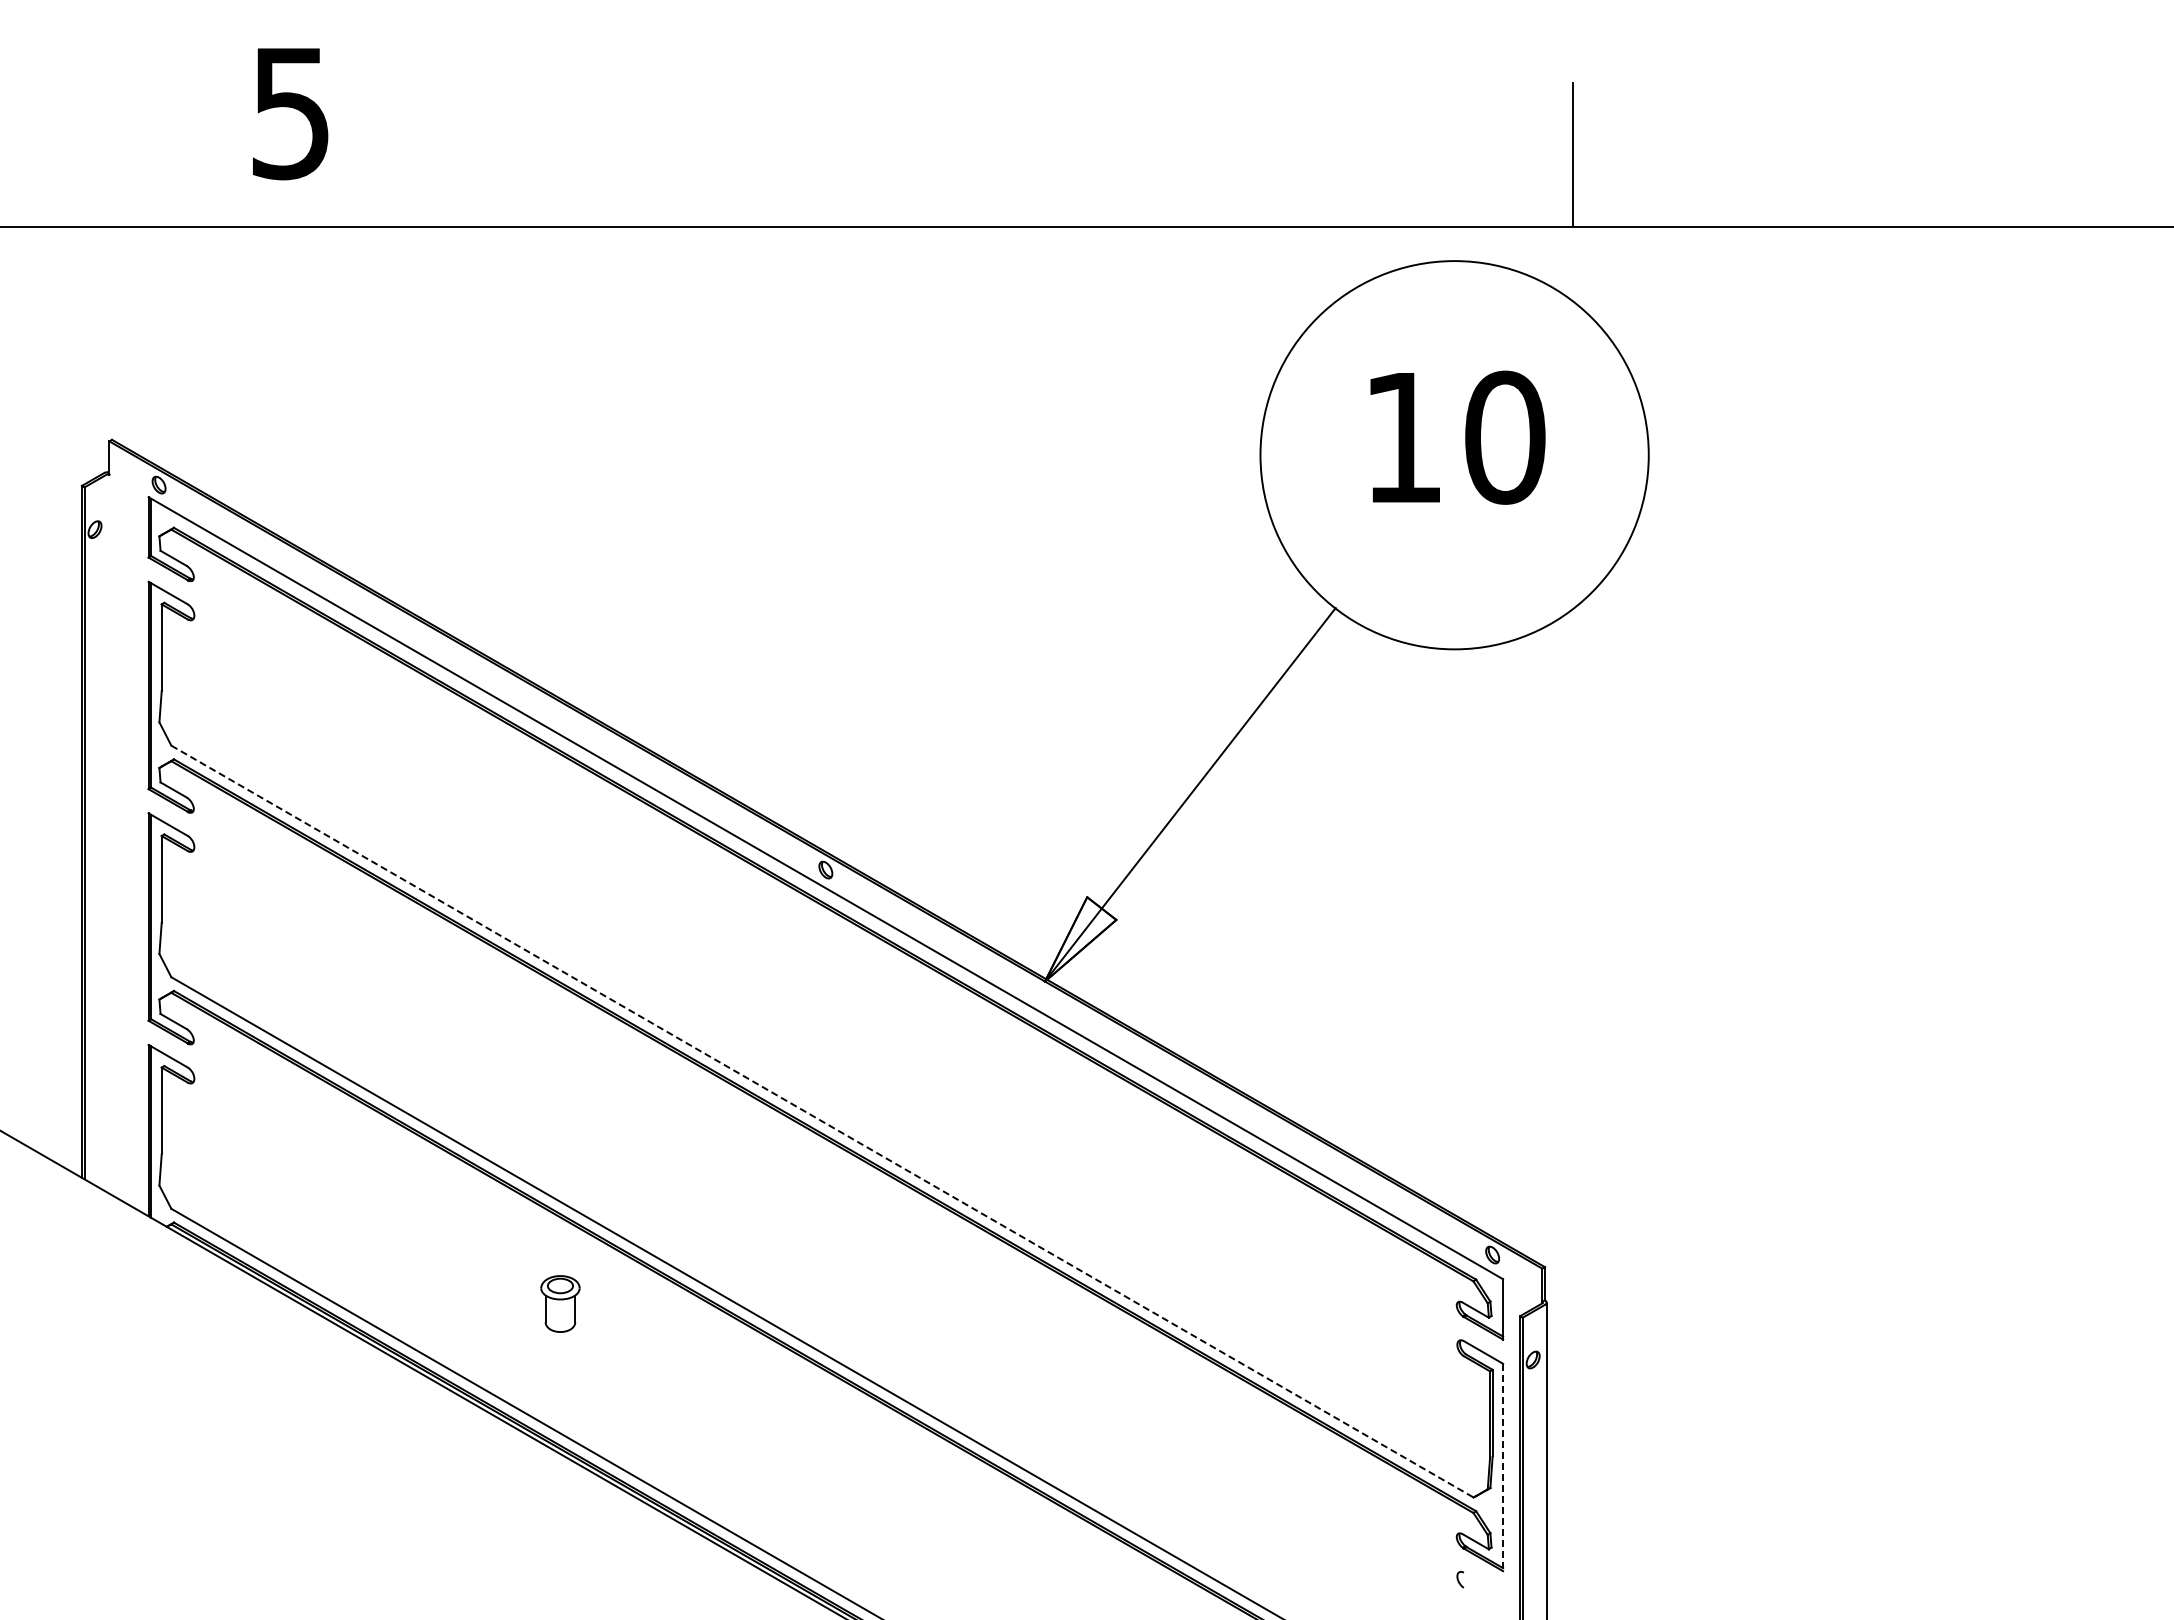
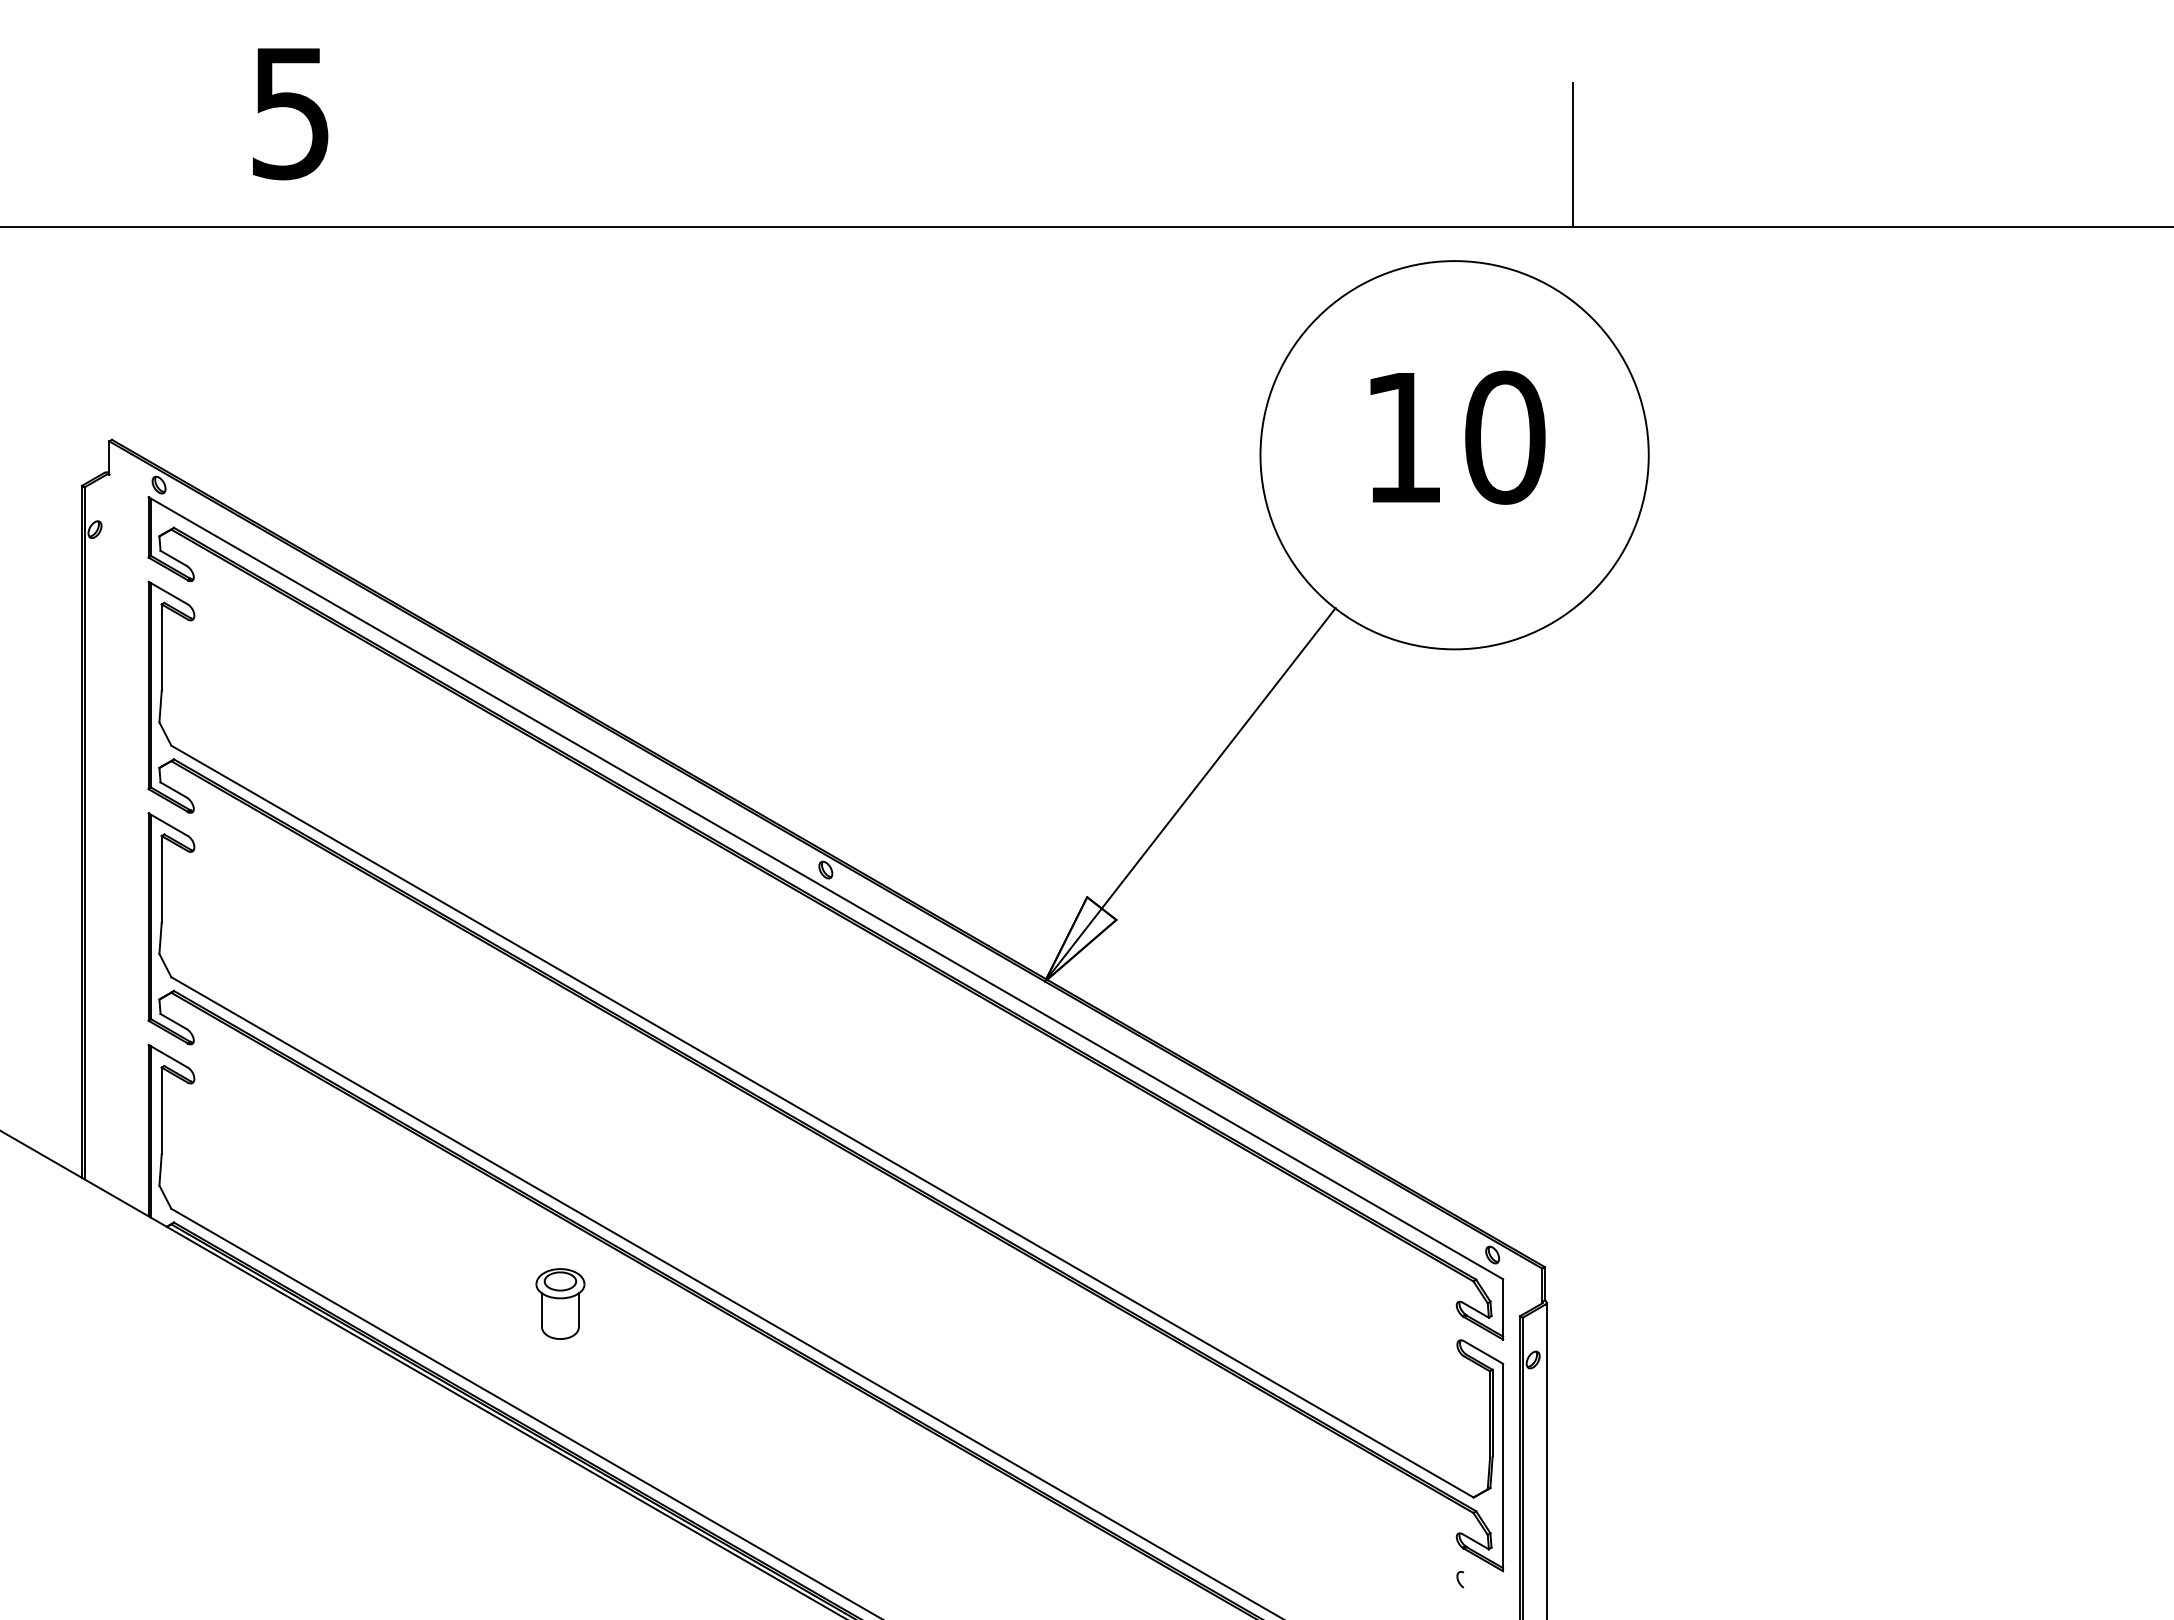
line: dashed -> solid (822, 1121)
part size: 41x58 px -> 51x72 px (560, 1303)
line: dashed -> solid (1503, 1467)
